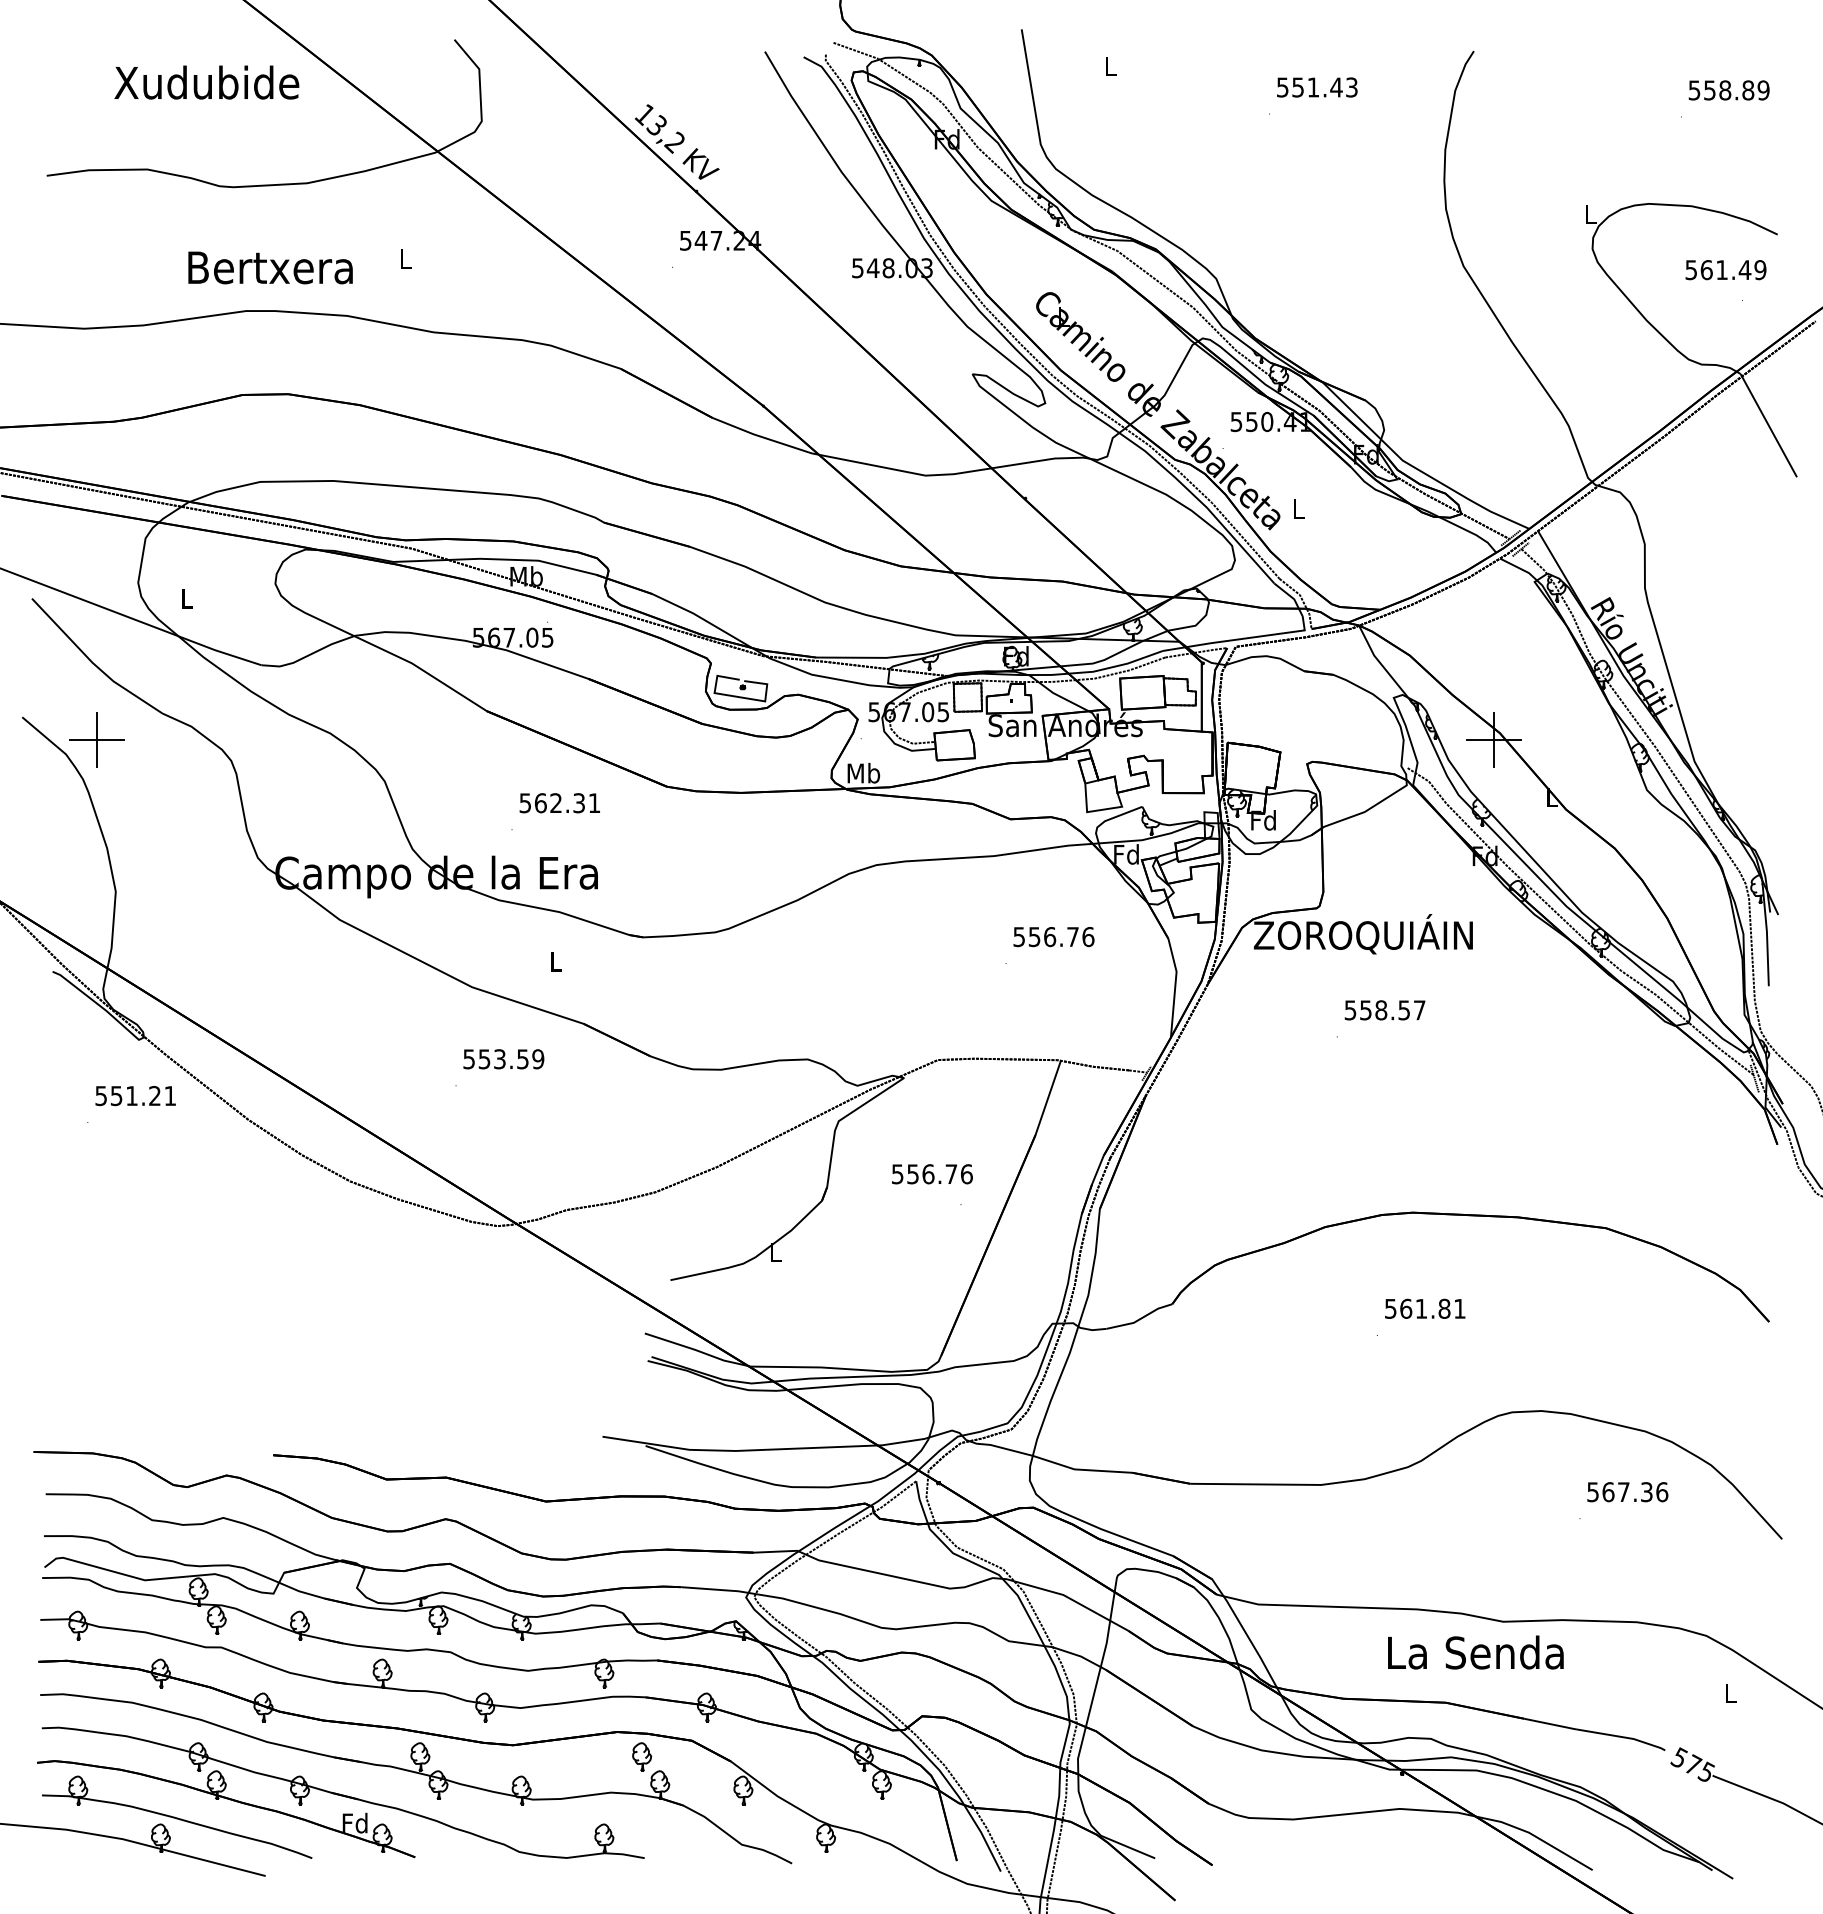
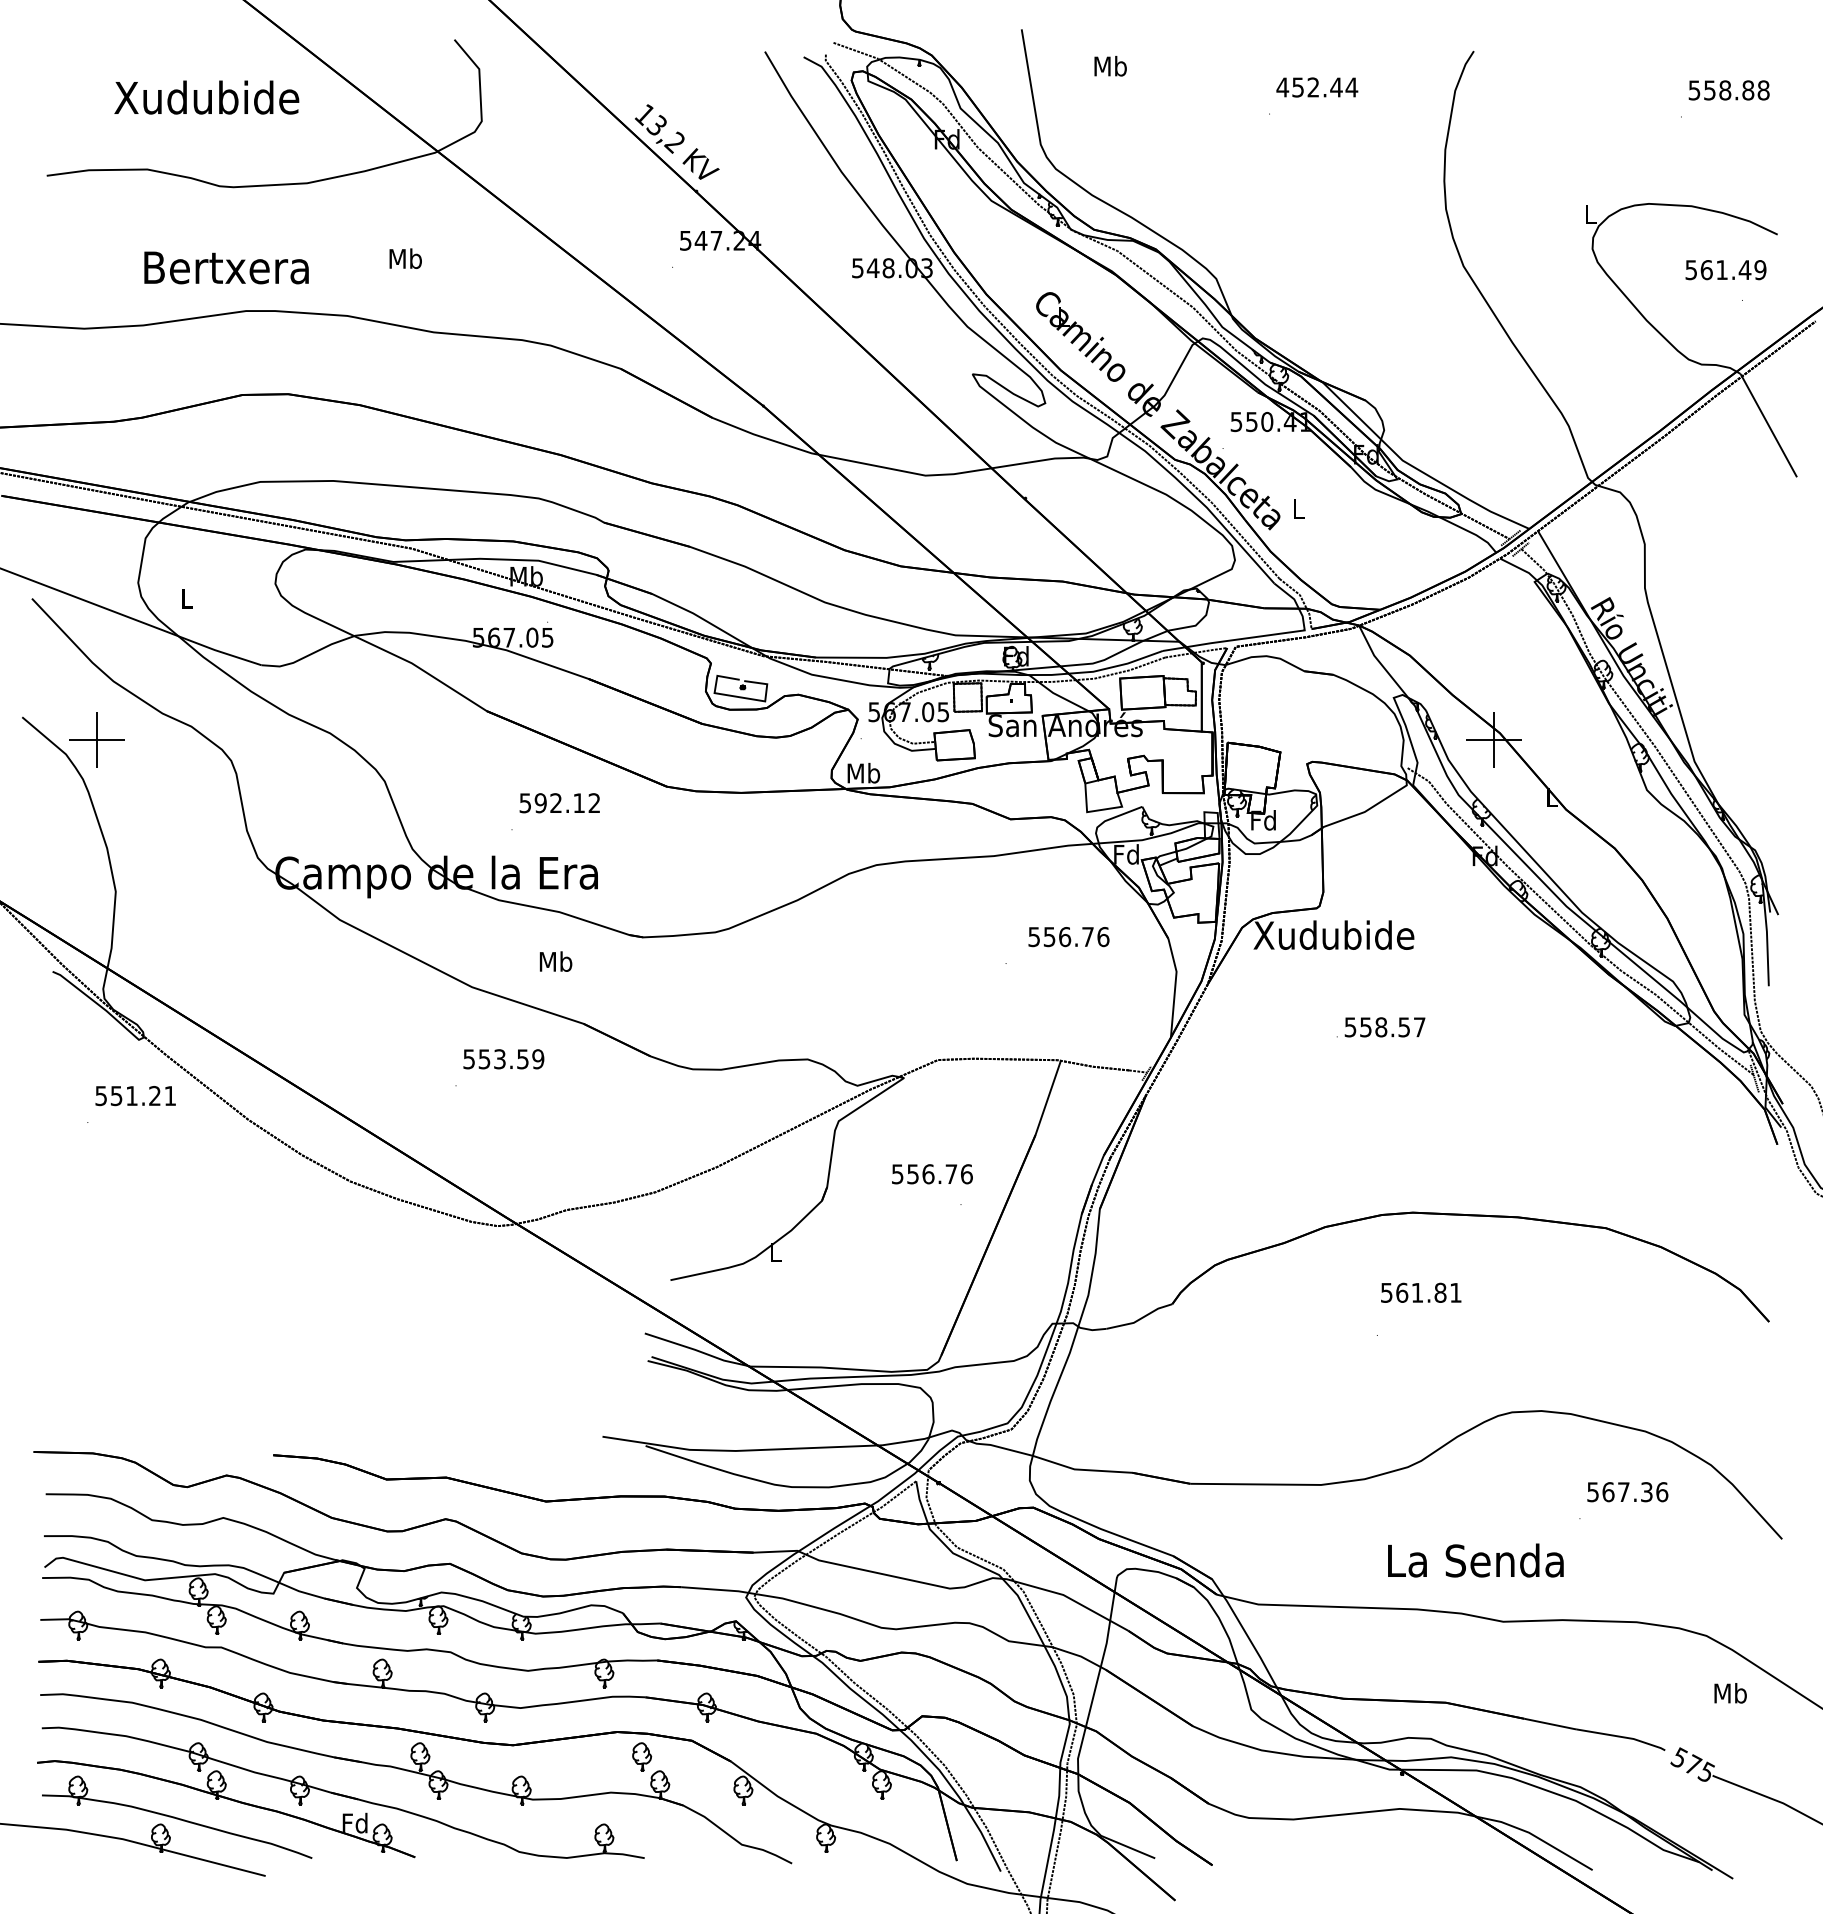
text: L -> Mb (1110, 65)
text position: (206, 82) -> (206, 97) (206, 97)
text: 551.43 -> 452.44 (1317, 87)
text: 558.89 -> 558.88 (1763, 90)
text: L -> Mb (405, 258)
text position: (270, 267) -> (226, 267) (226, 267)
text: 562.31 -> 592.12 (566, 803)
text: ZOROQUIÁIN -> Xudubide (1362, 934)
text position: (1053, 937) -> (1068, 937) (1068, 937)
text: L -> Mb (555, 961)
text position: (1384, 1010) -> (1384, 1027) (1384, 1027)
text position: (1425, 1308) -> (1421, 1292) (1421, 1292)
text position: (1475, 1652) -> (1475, 1560) (1475, 1560)
text: L -> Mb (1730, 1693)
